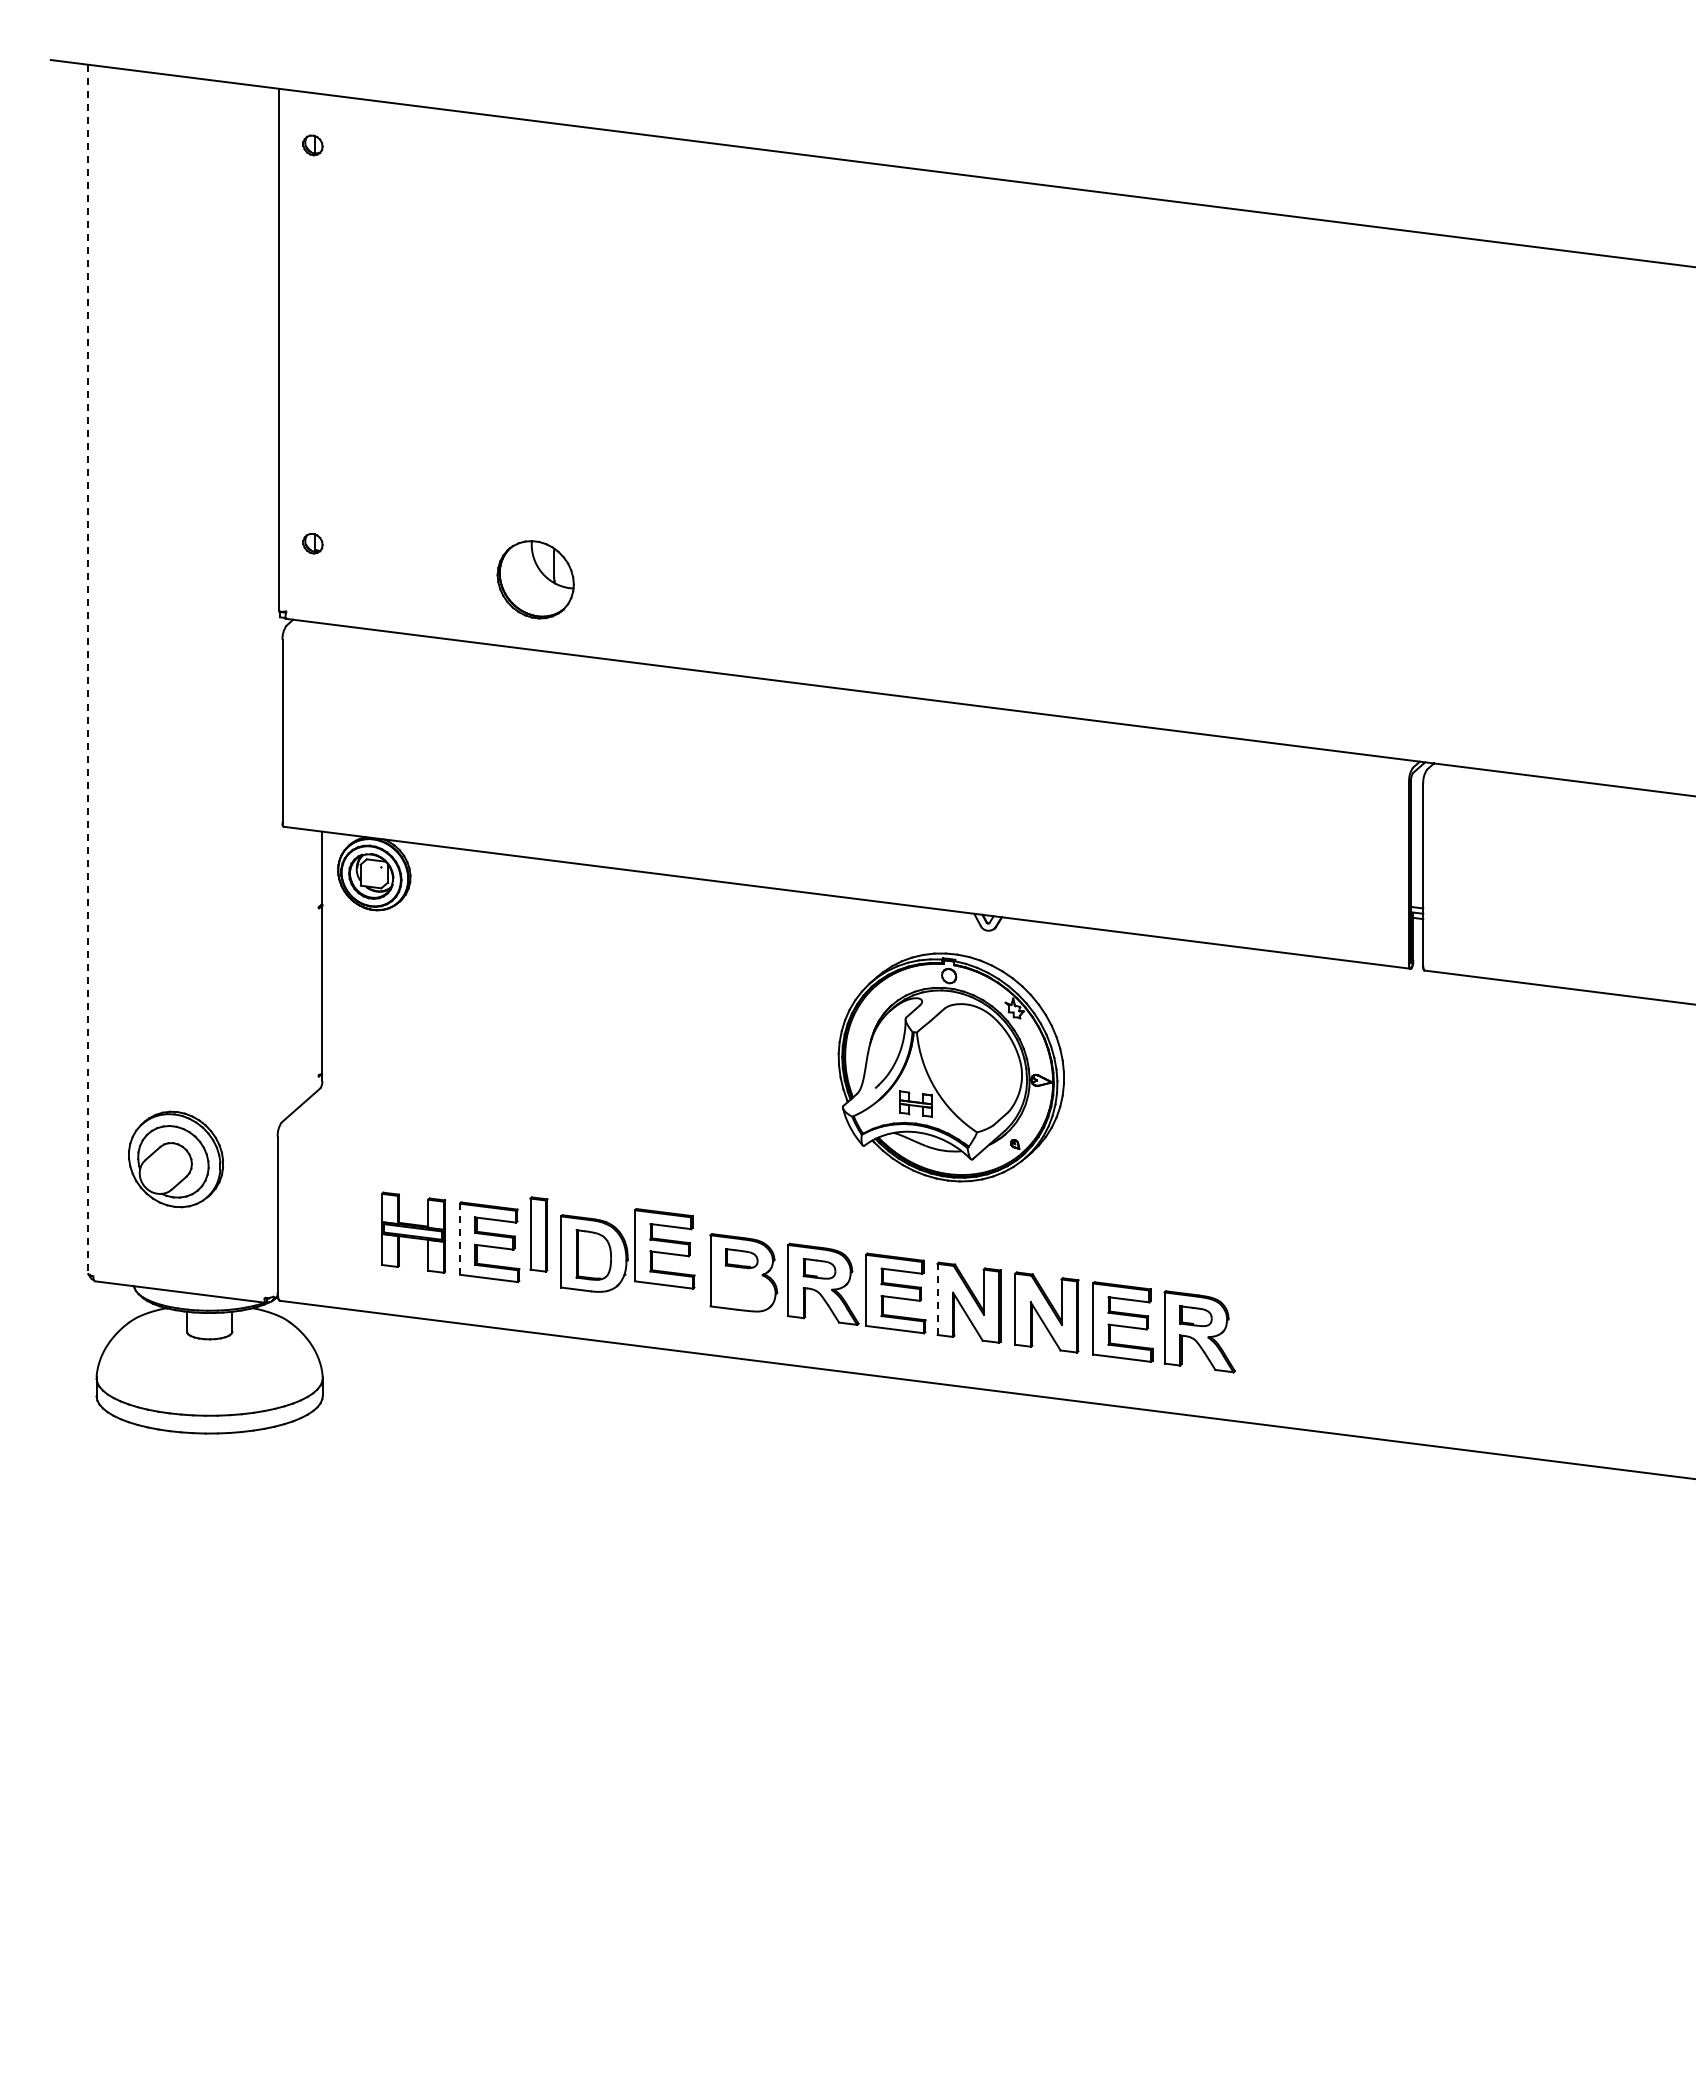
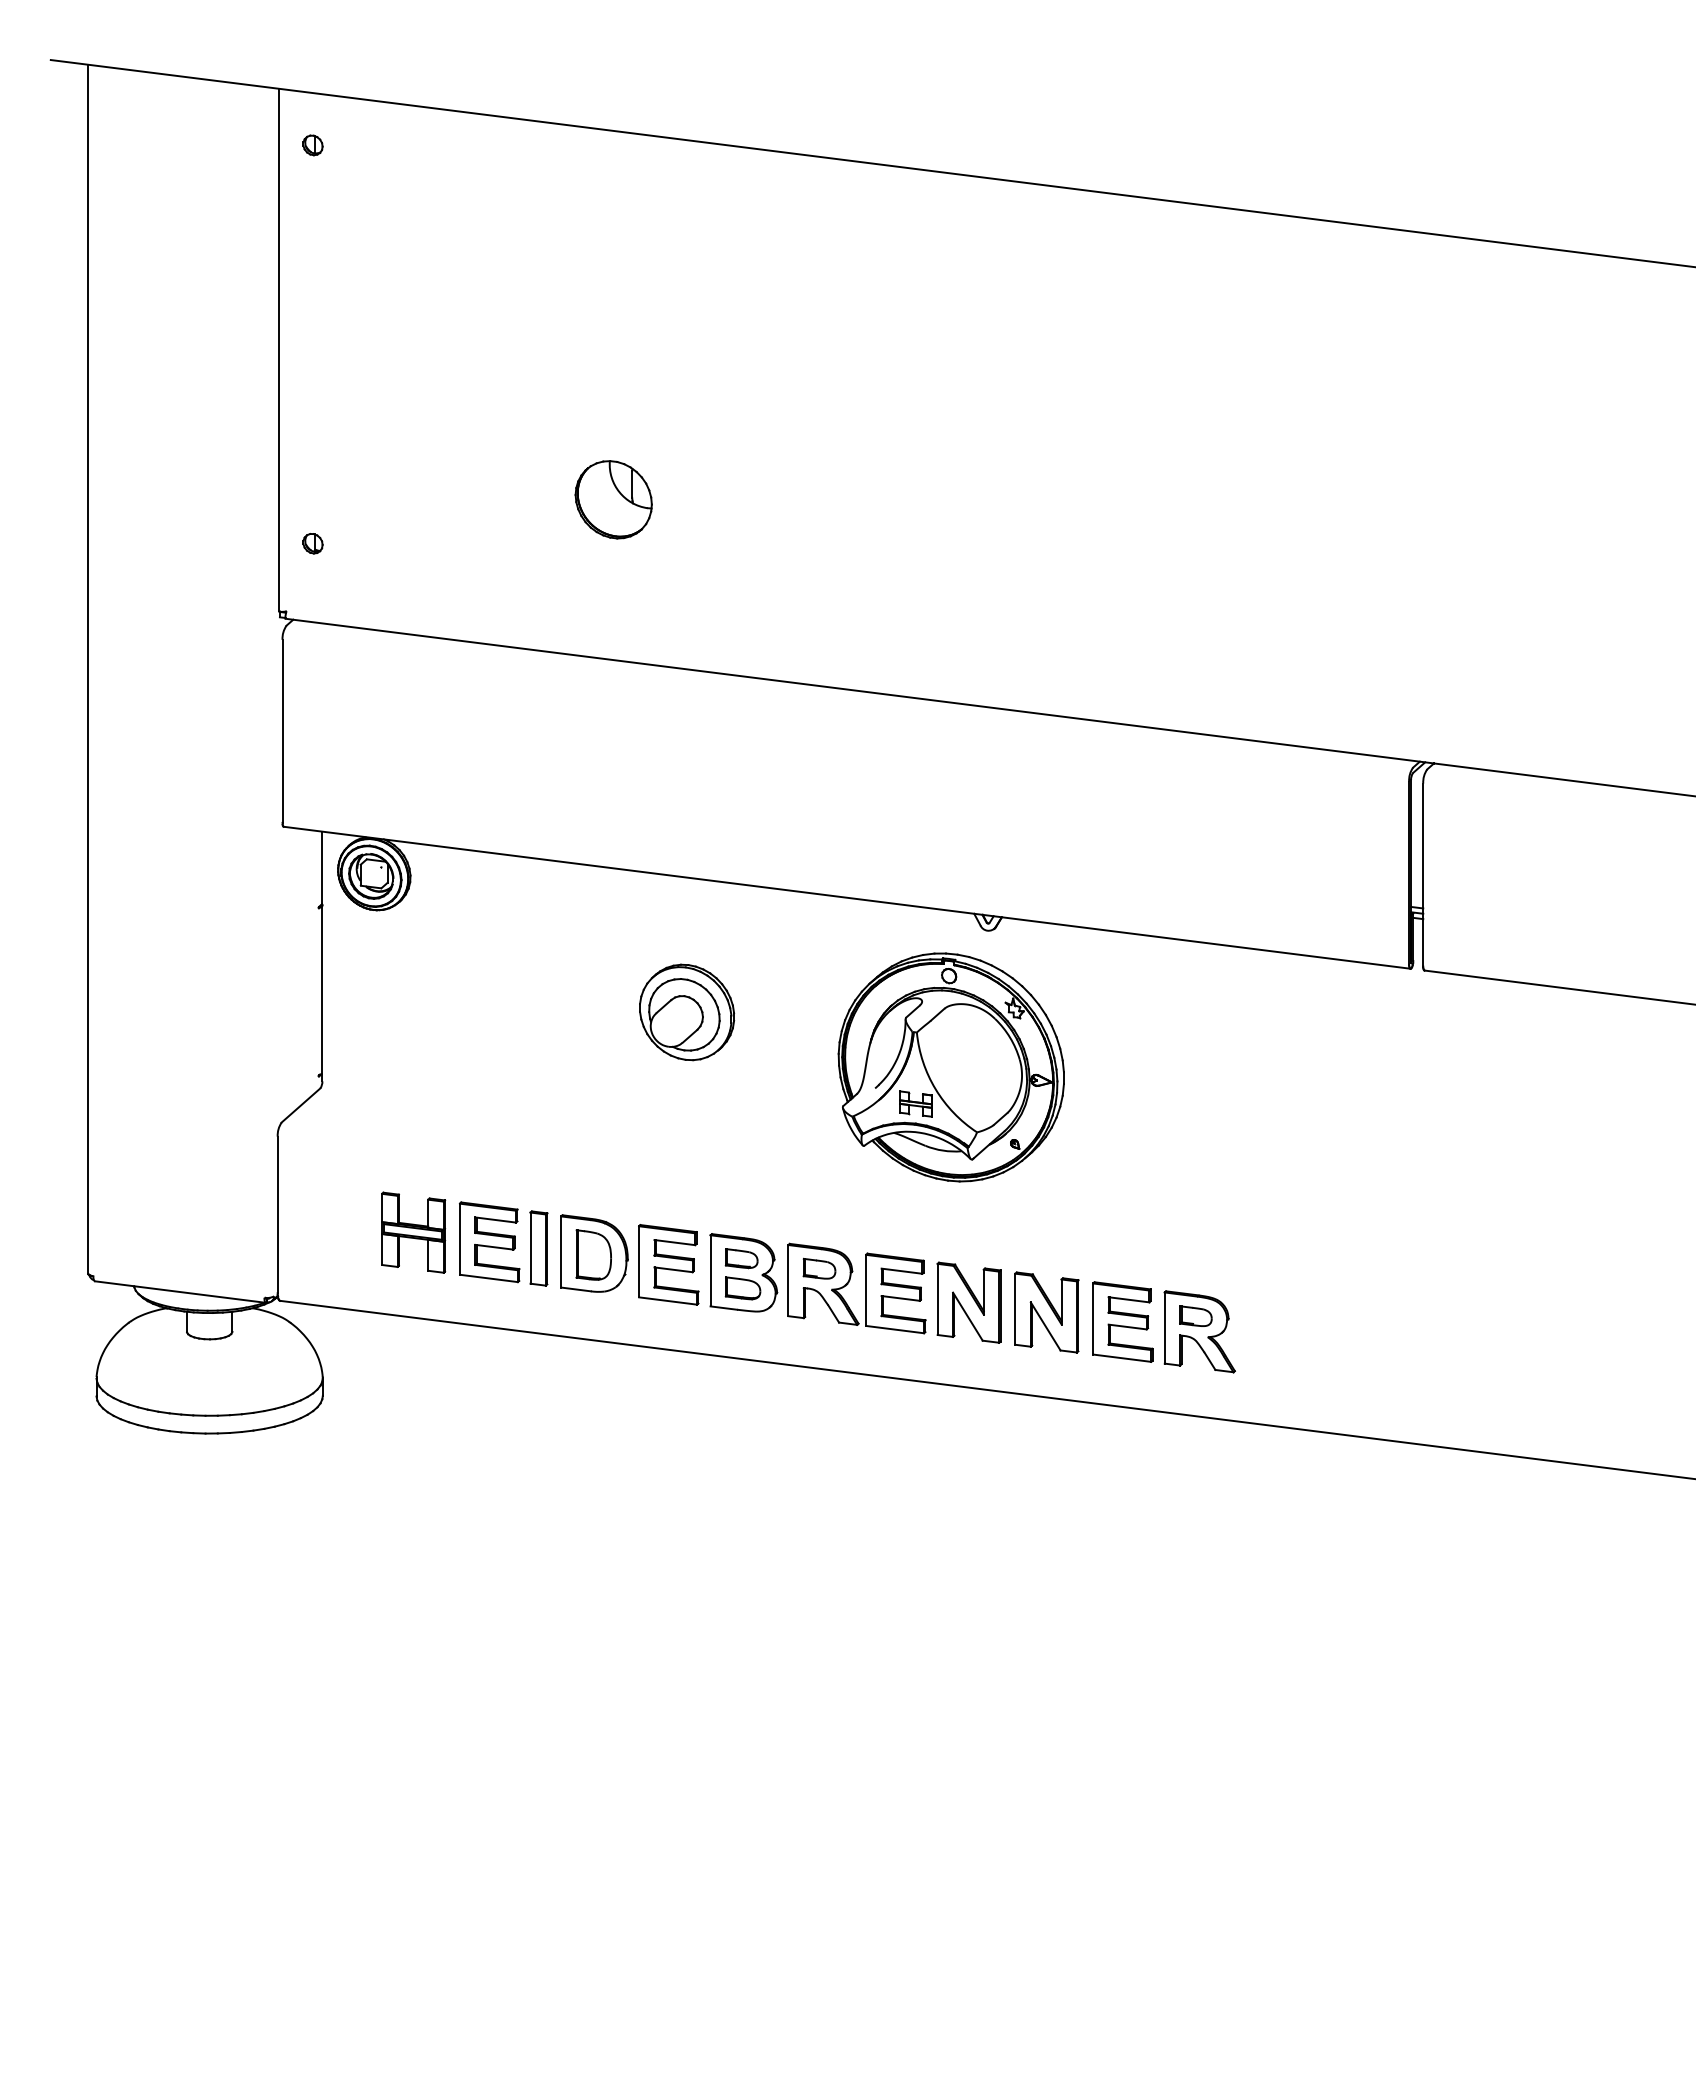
part position: (535, 579) -> (613, 499) (613, 499)
line: dashed -> solid (88, 669)
part position: (176, 1159) -> (687, 1012) (687, 1012)
part position: (538, 1234) -> (538, 1248) (538, 1248)
line: dashed -> solid (460, 1239)
part position: (664, 1248) -> (668, 1264) (668, 1264)
part: none -> present (742, 1288)
line: dashed -> solid (937, 1299)
